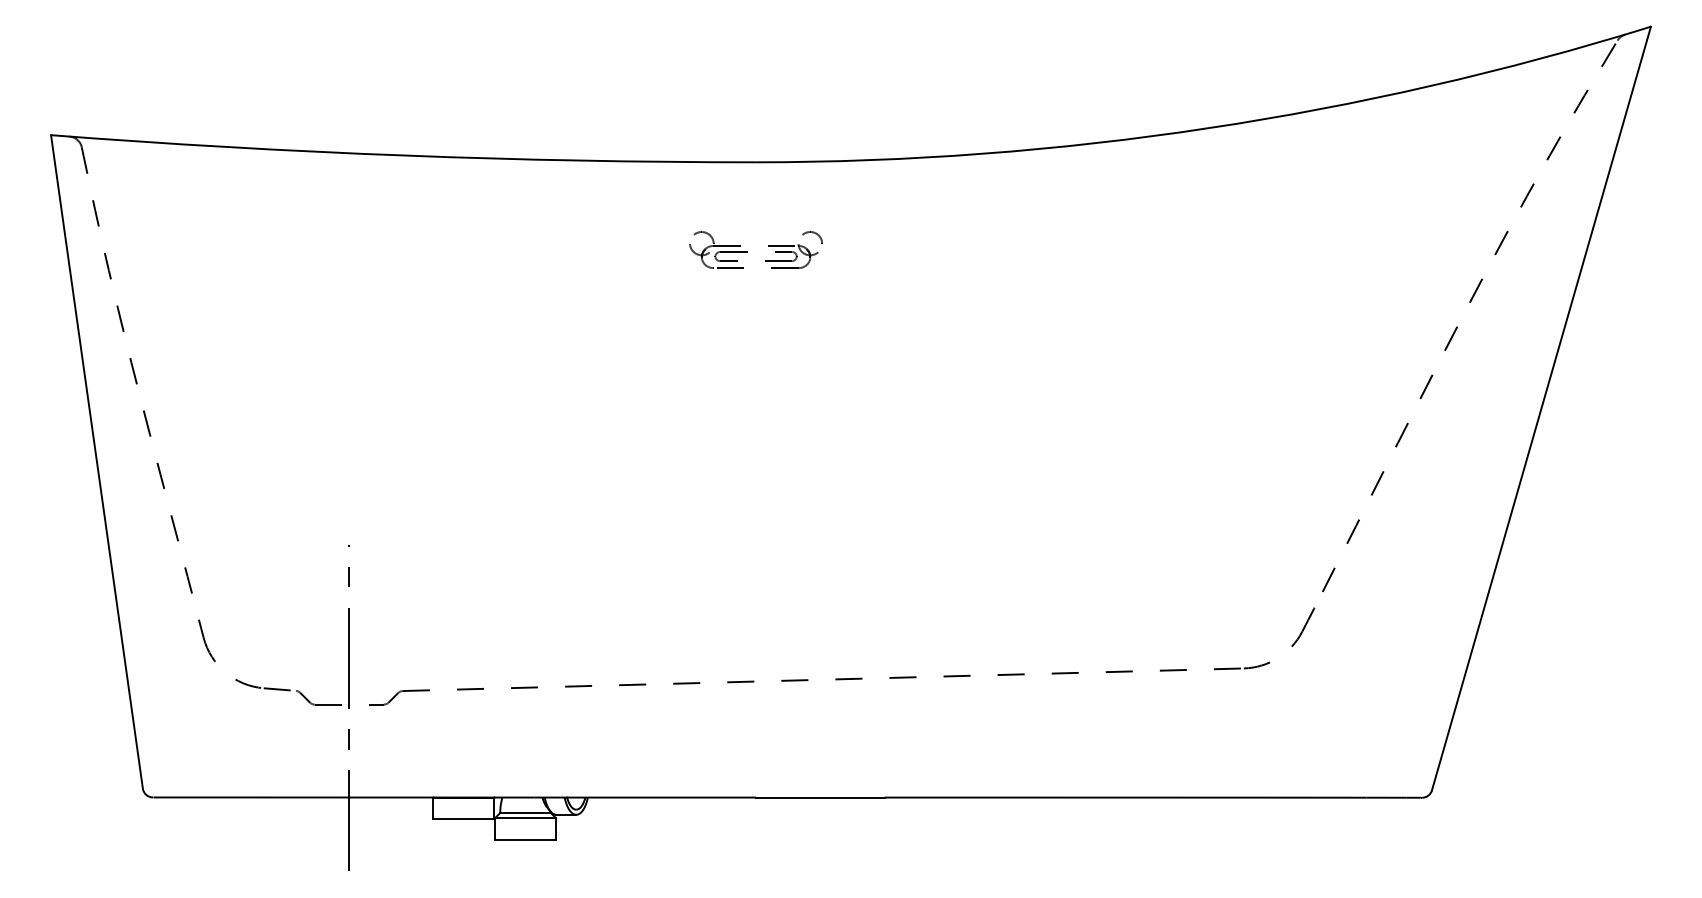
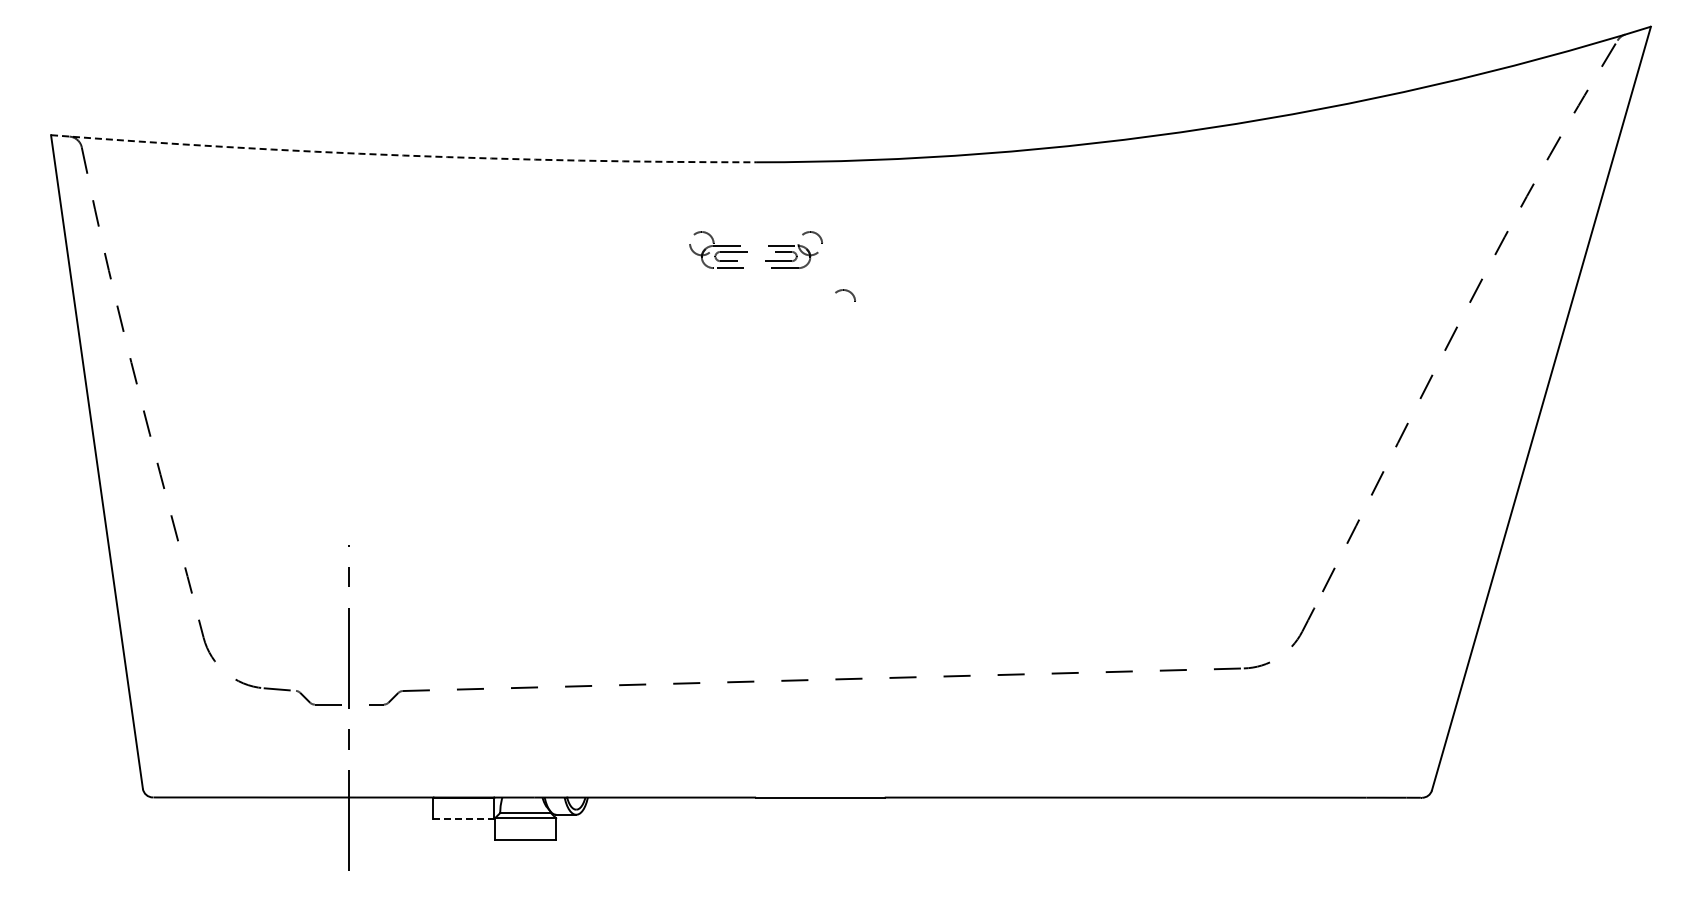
arc: solid -> dashed (403, 155)
curve: none -> present (845, 291)
line: solid -> dashed (463, 819)
